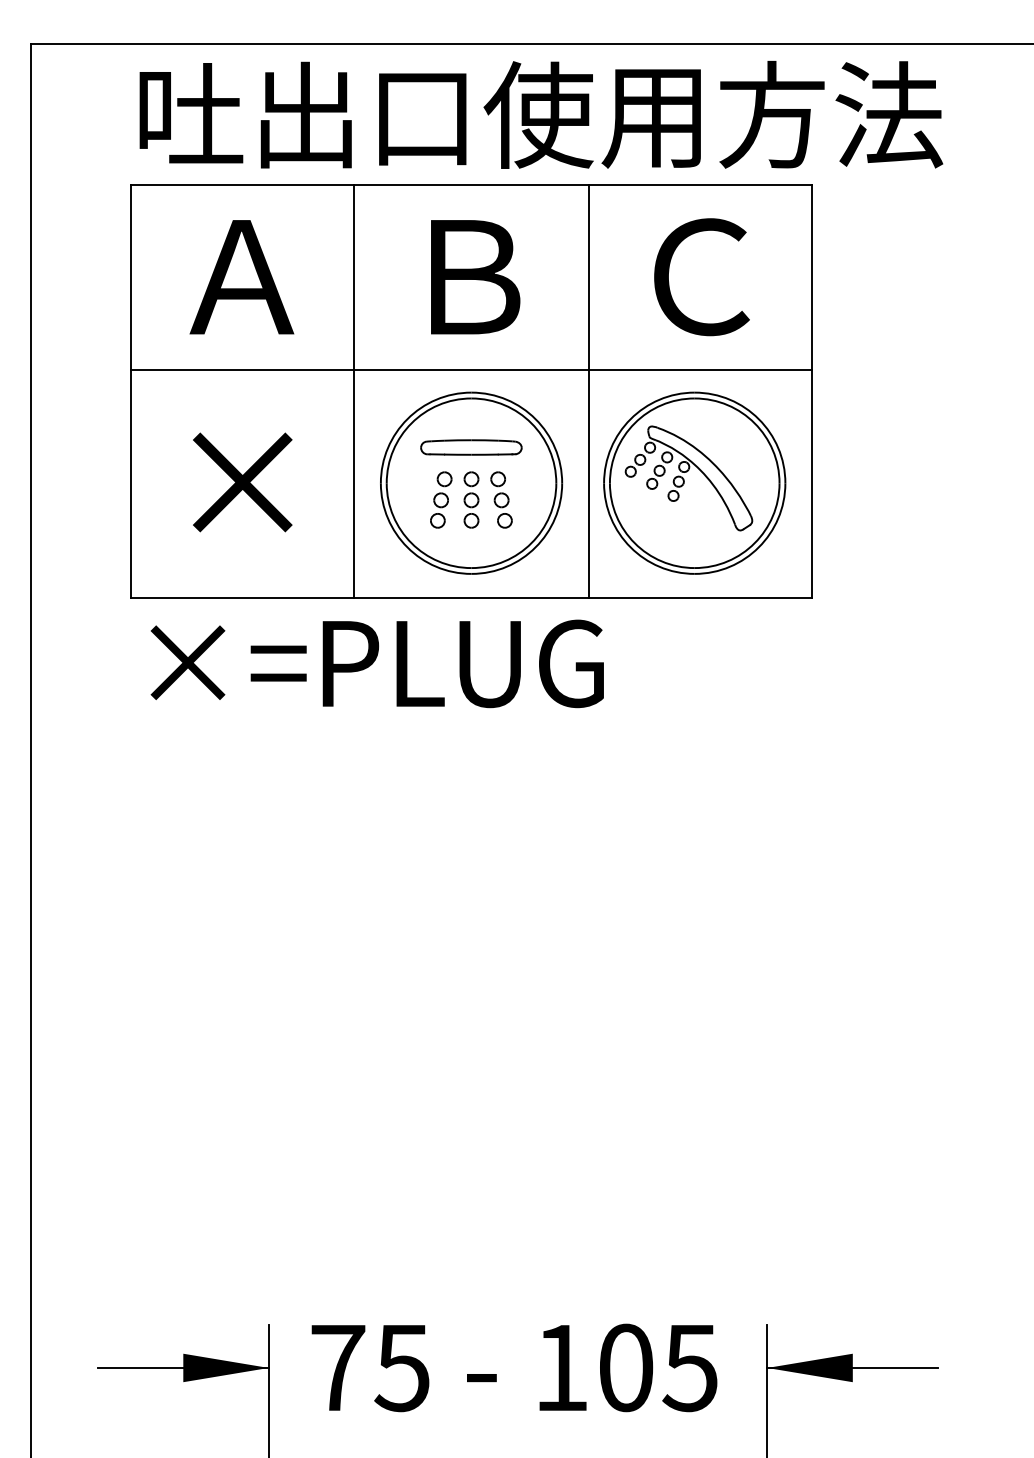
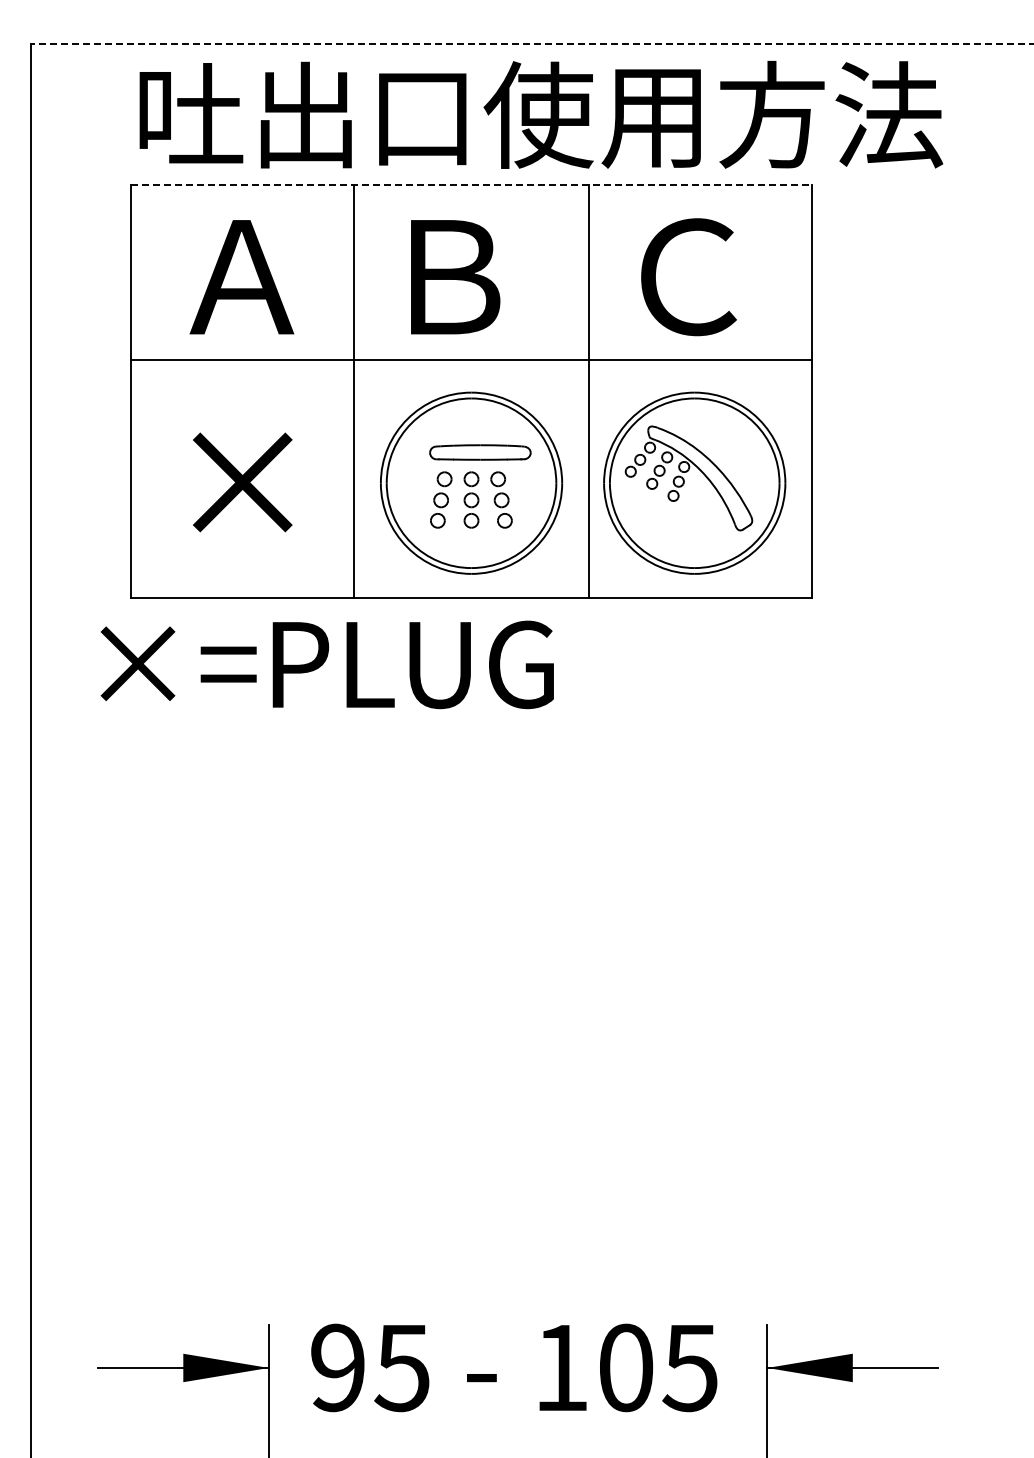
line: solid -> dashed (532, 43)
line: solid -> dashed (471, 184)
text position: (475, 277) -> (455, 277) (455, 277)
text position: (701, 277) -> (688, 277) (688, 277)
line position: (471, 369) -> (471, 359) (471, 359)
part position: (471, 447) -> (480, 452) (480, 452)
text position: (376, 663) -> (326, 664) (326, 664)
text: 75 -> 95 (338, 1367)
